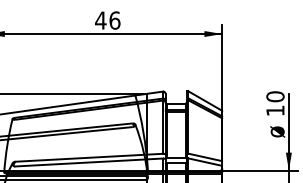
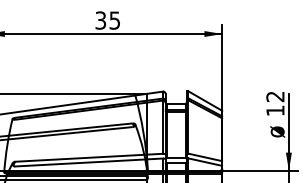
text: 46 -> 35 (107, 20)
text: 10 -> 12 (275, 96)
